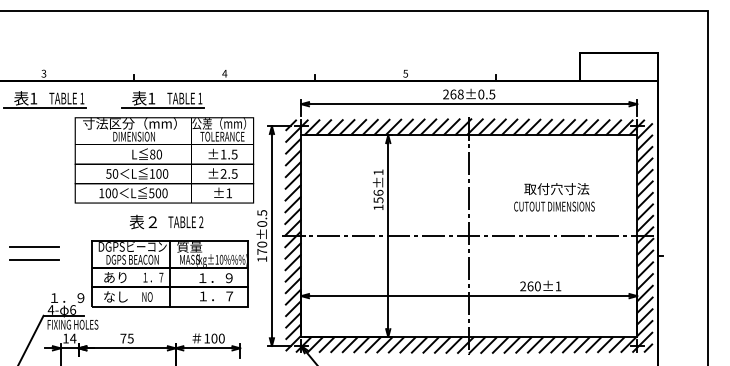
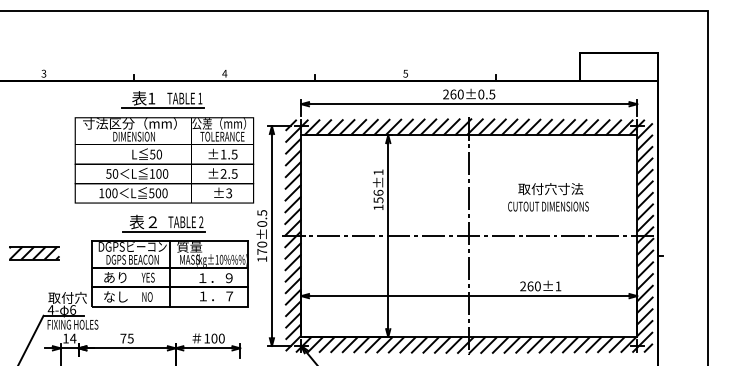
text: 268±0.5 -> 260±0.5 (460, 94)
part: present -> none (51, 99)
text: 80 -> 50 (152, 154)
text: ±1 -> ±3 (229, 193)
text position: (554, 197) -> (548, 197) (548, 197)
line: none -> present (164, 231)
hatch: none -> present (34, 252)
text: １．７ -> YES (152, 277)
text: １．９ -> 取付穴 (67, 297)
